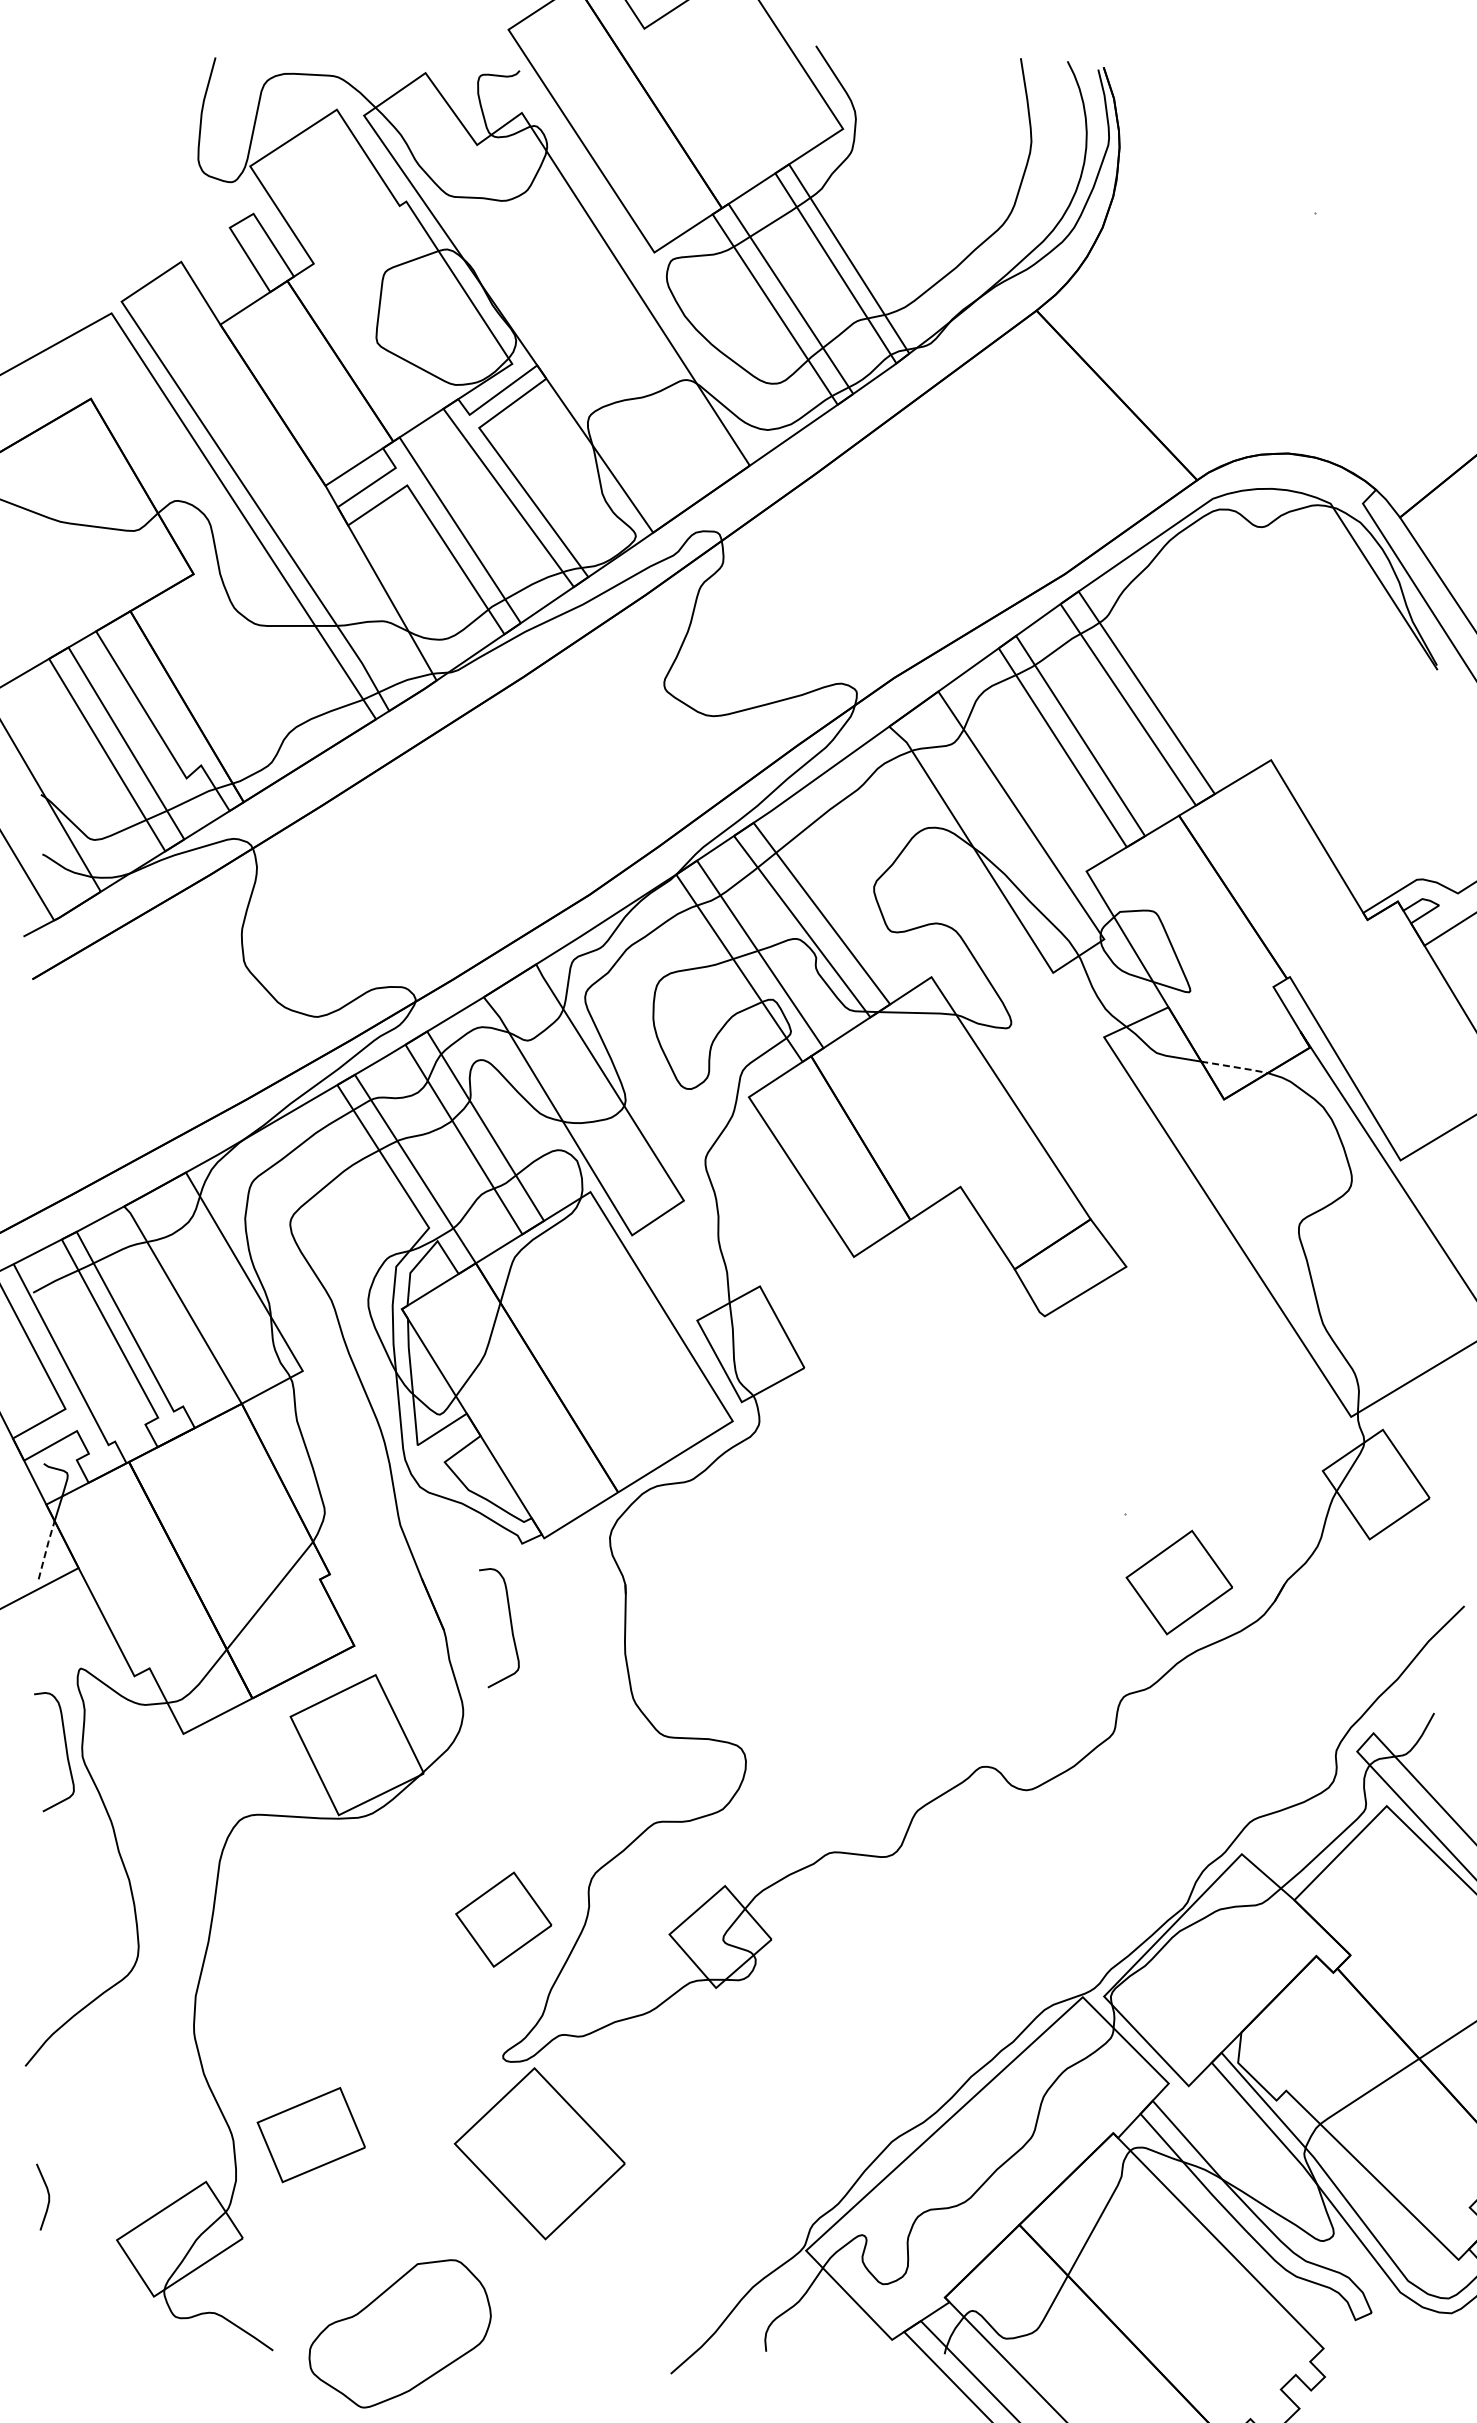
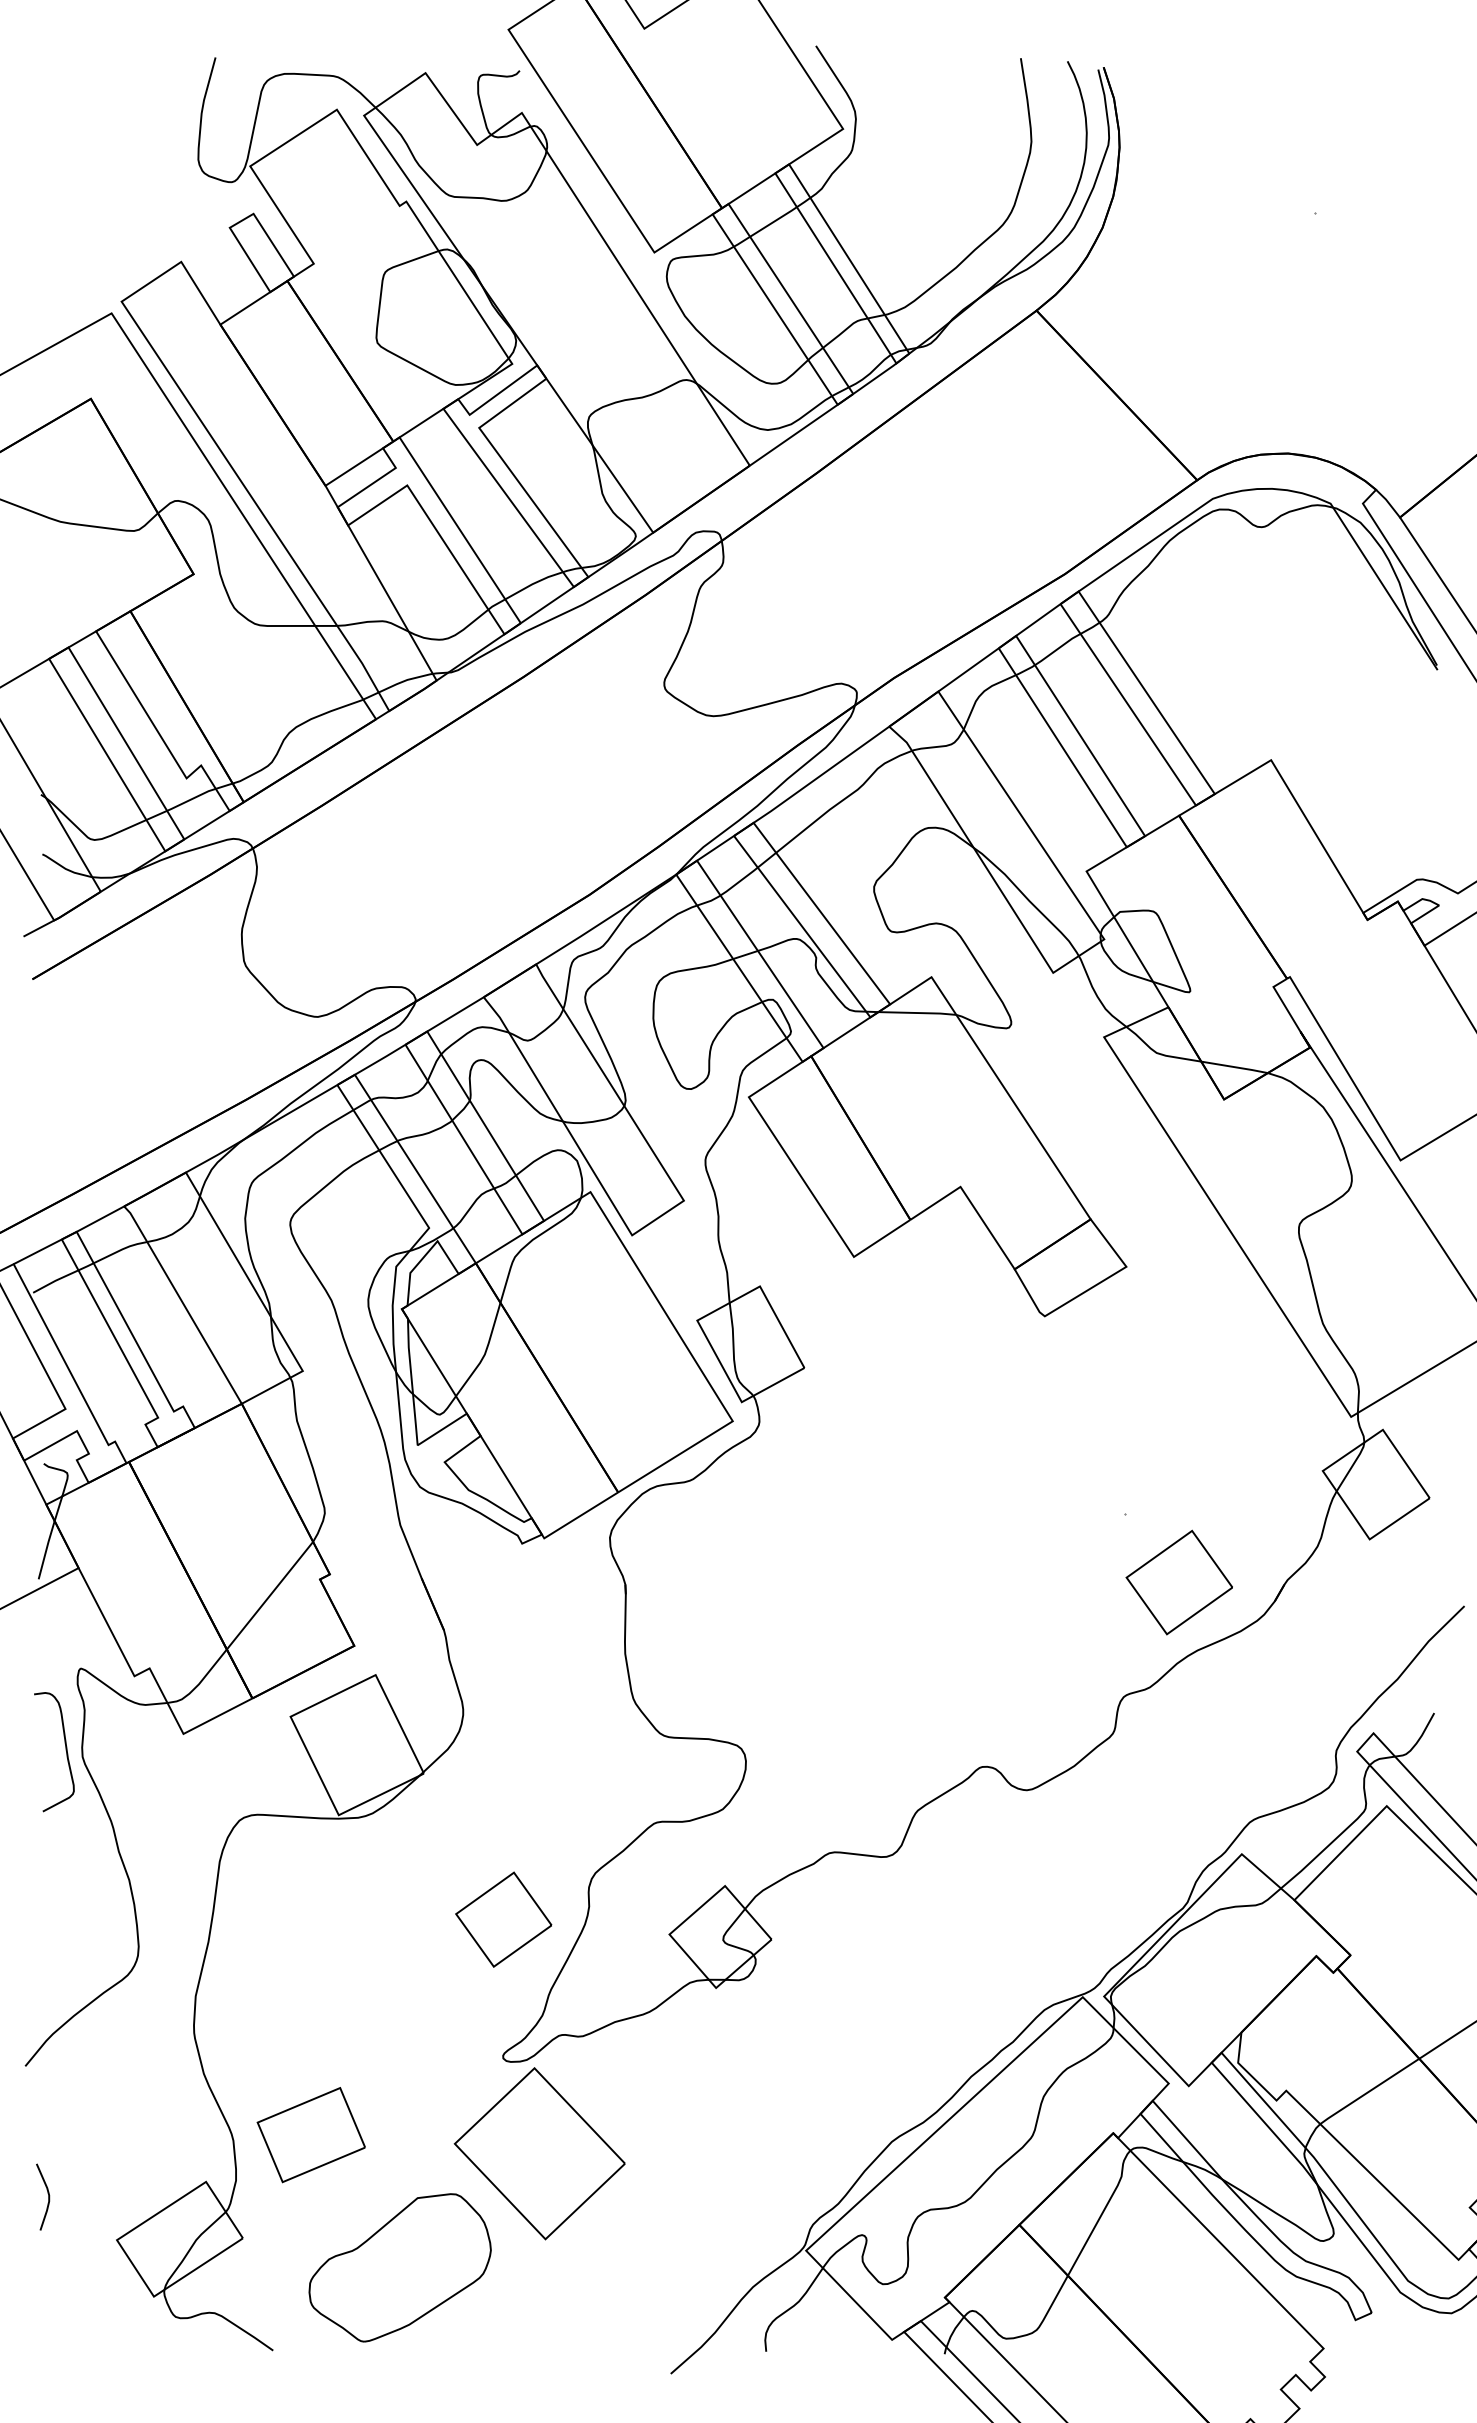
line: dashed -> solid (1235, 1067)
line: dashed -> solid (46, 1549)
curve: present -> none (510, 1626)
part position: (399, 2333) -> (399, 2267) (399, 2267)
